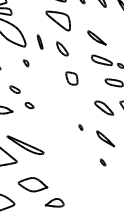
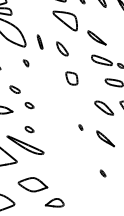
part position: (57, 20) -> (64, 20) (64, 20)
part: none -> present (29, 129)
part position: (102, 162) -> (102, 173) (102, 173)
